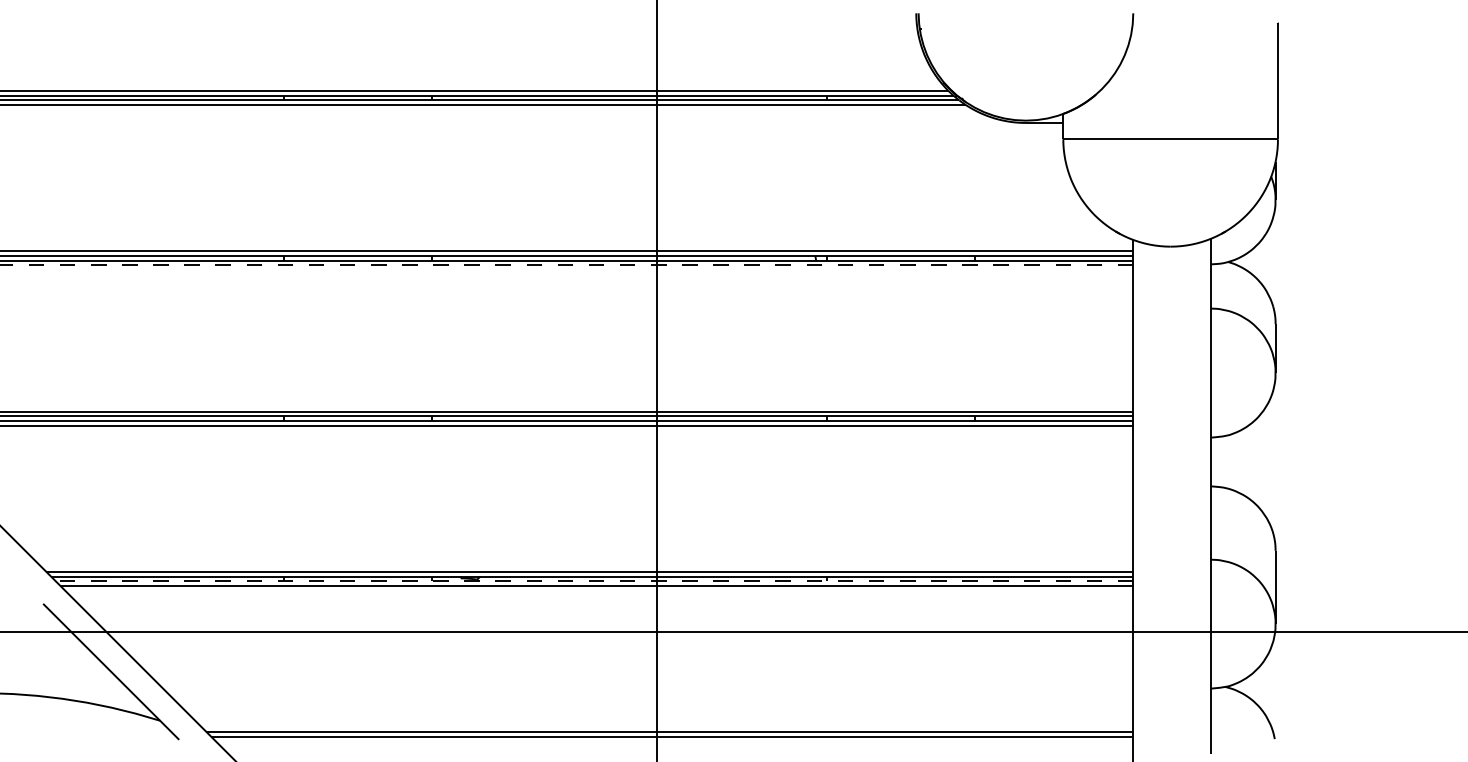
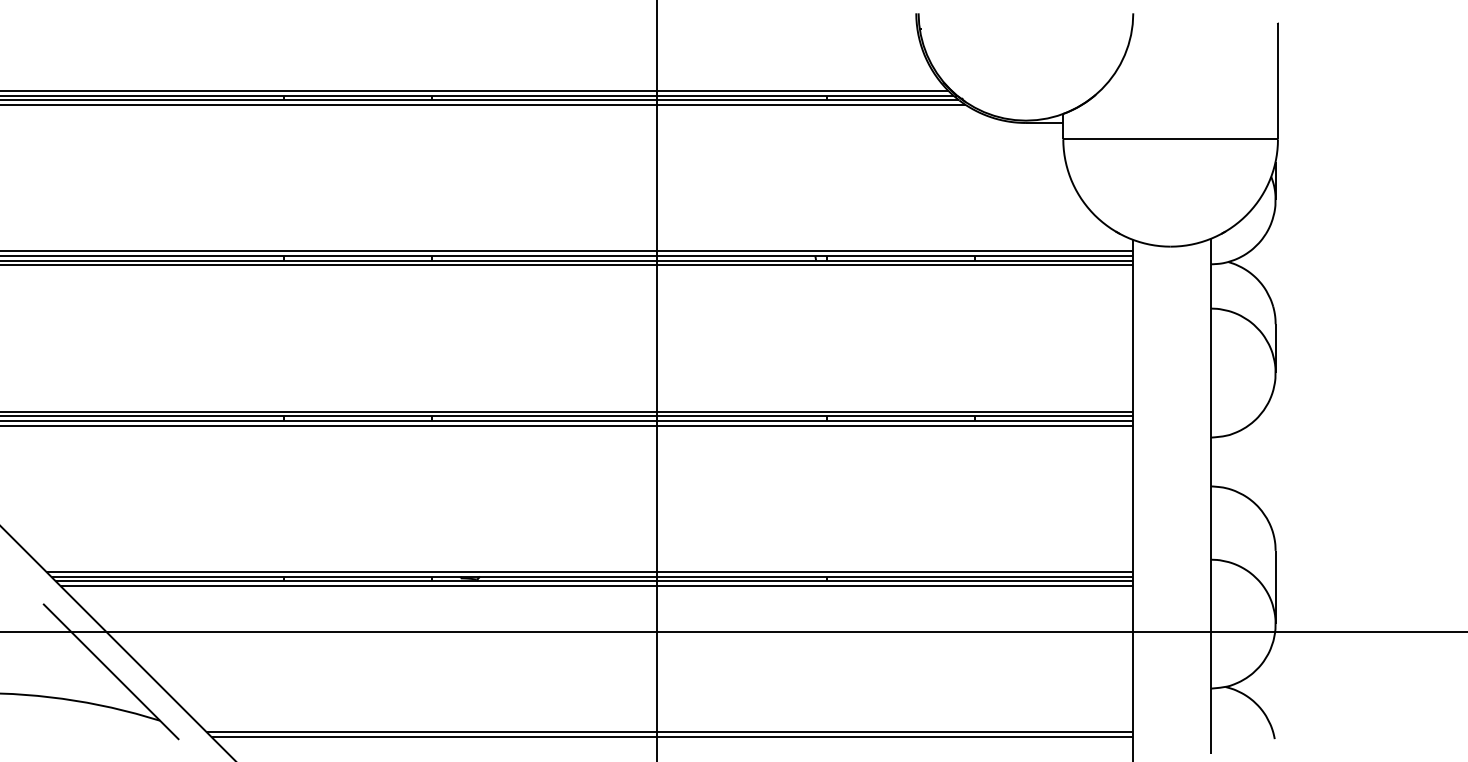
line: dashed -> solid (566, 265)
line: dashed -> solid (594, 581)
